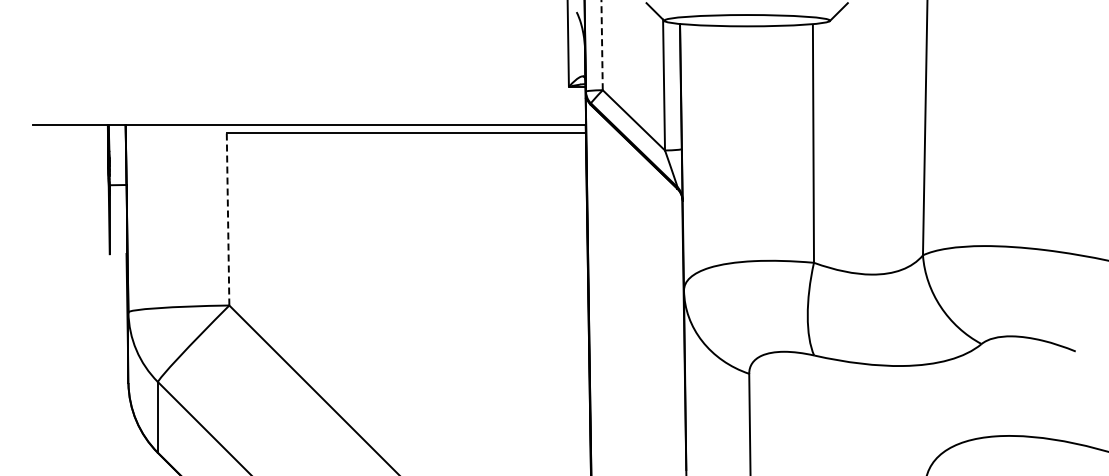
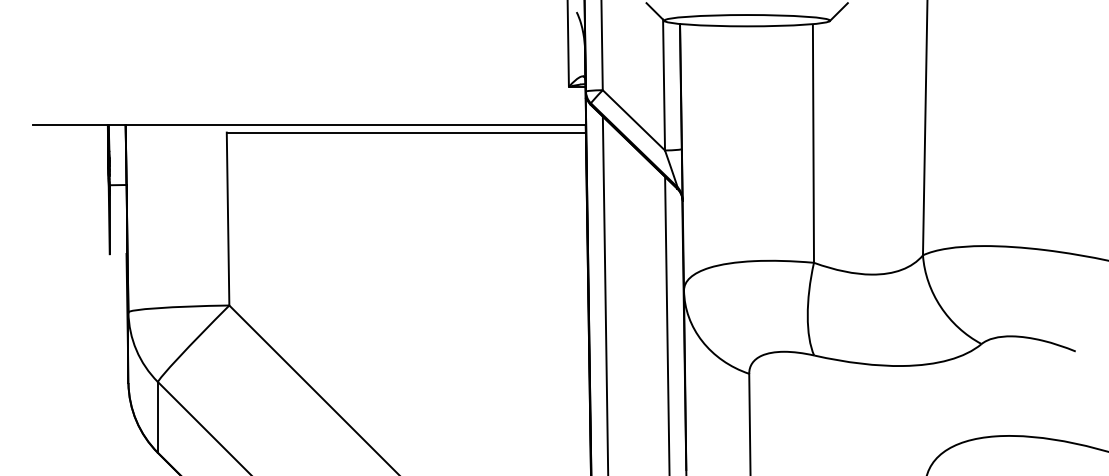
line: dashed -> solid (602, 45)
line: dashed -> solid (228, 218)
line: none -> present (605, 294)
line: none -> present (667, 324)
